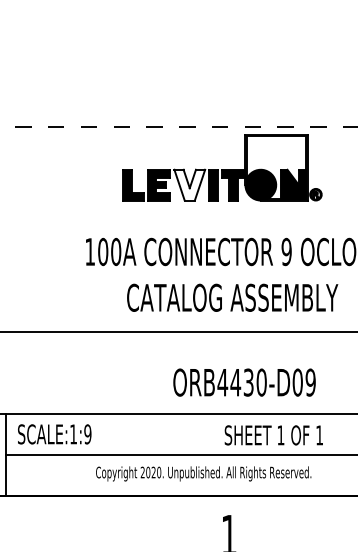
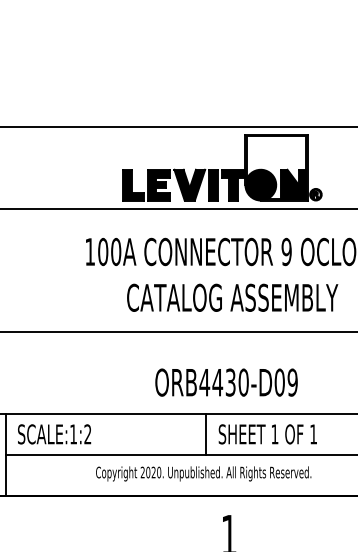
line: dashed -> solid (178, 126)
fill: none -> present (189, 184)
line: none -> present (178, 208)
text position: (244, 382) -> (226, 382) (226, 382)
line: none -> present (205, 433)
text: SCALE:1:9 -> SCALE:1:2 (87, 434)
text position: (273, 435) -> (267, 434) (267, 434)
